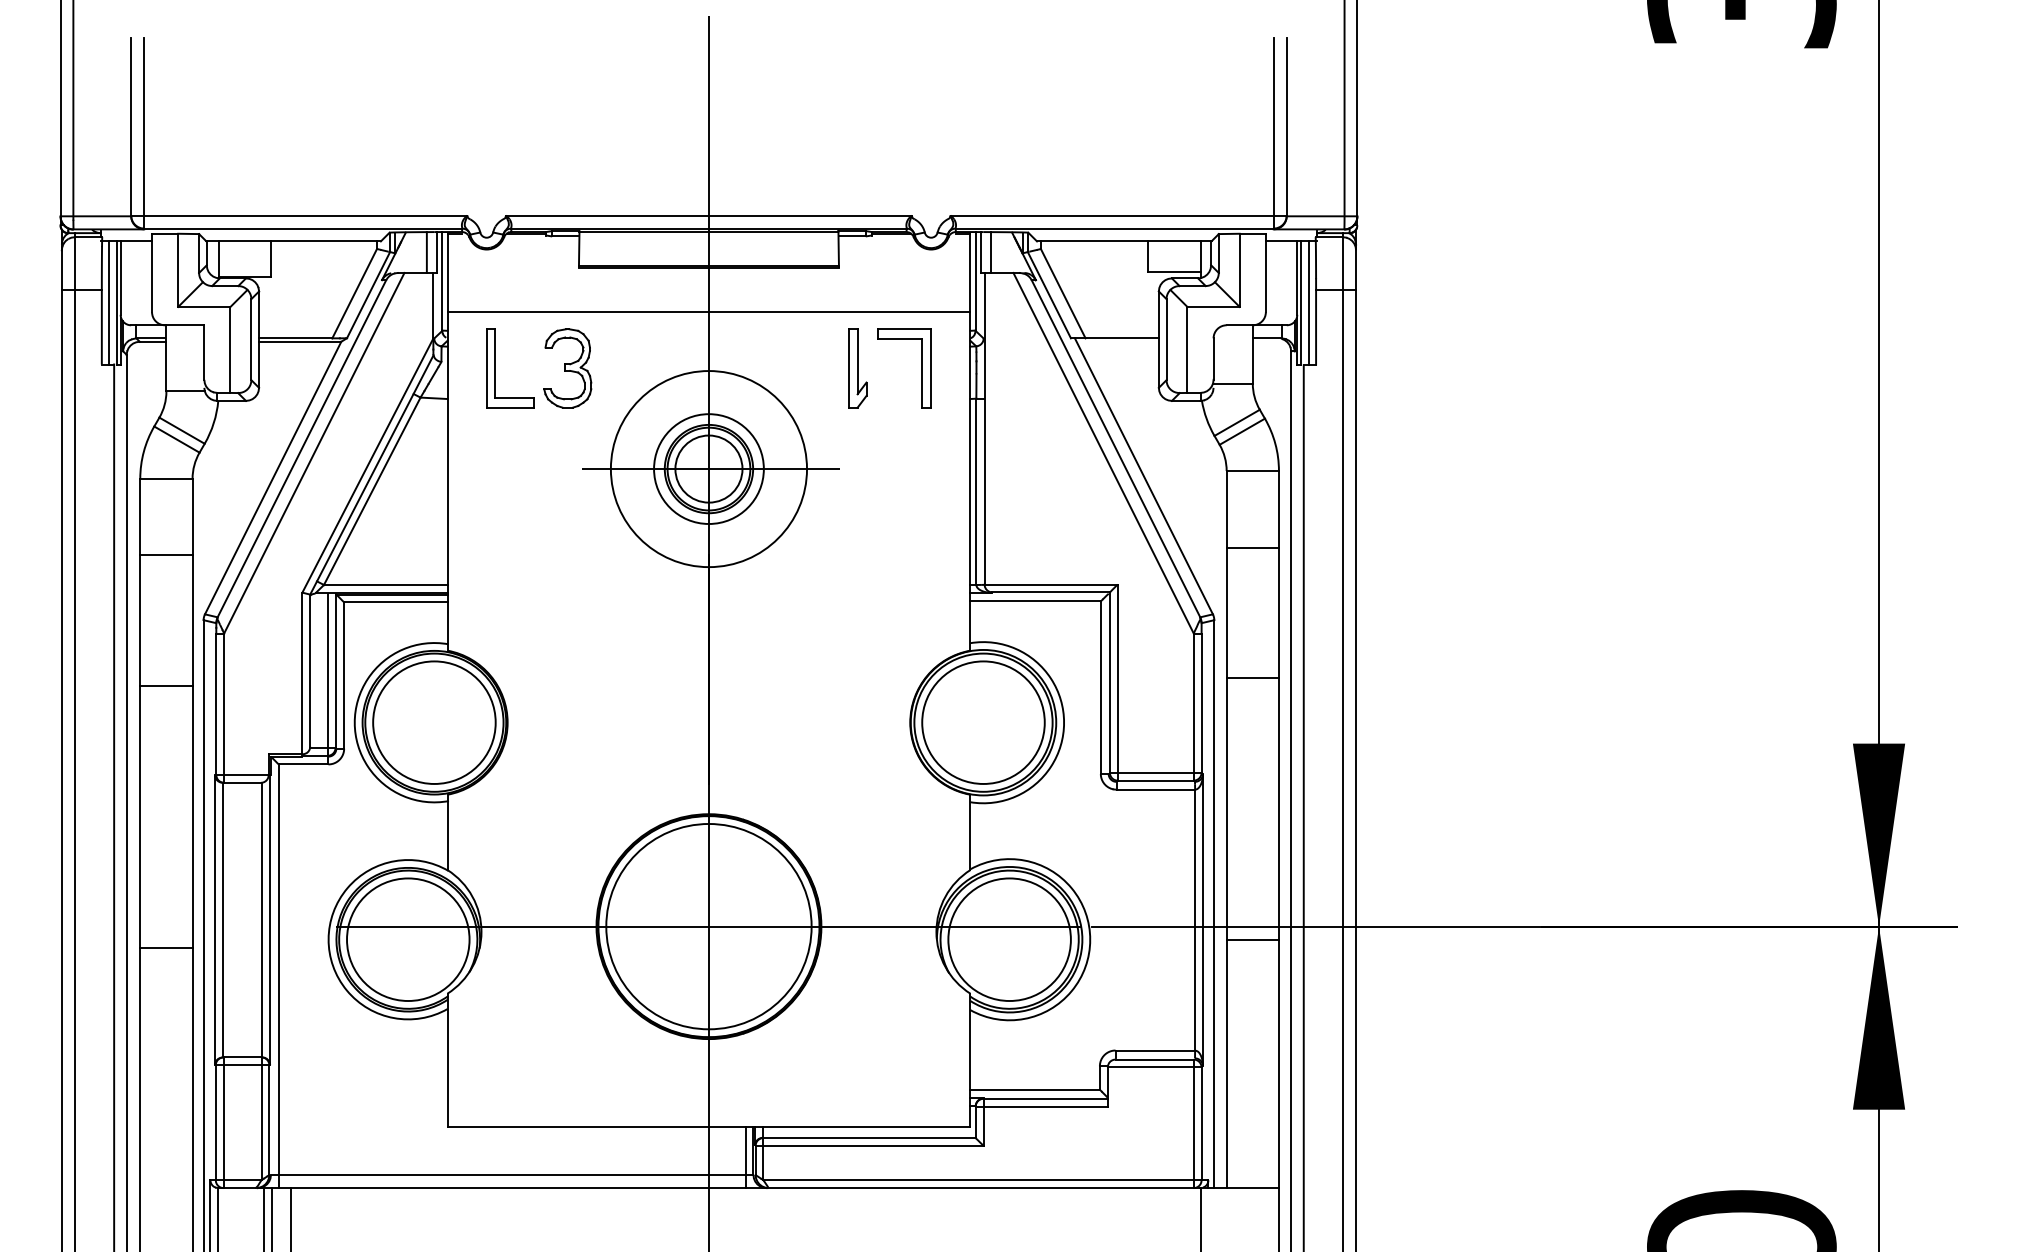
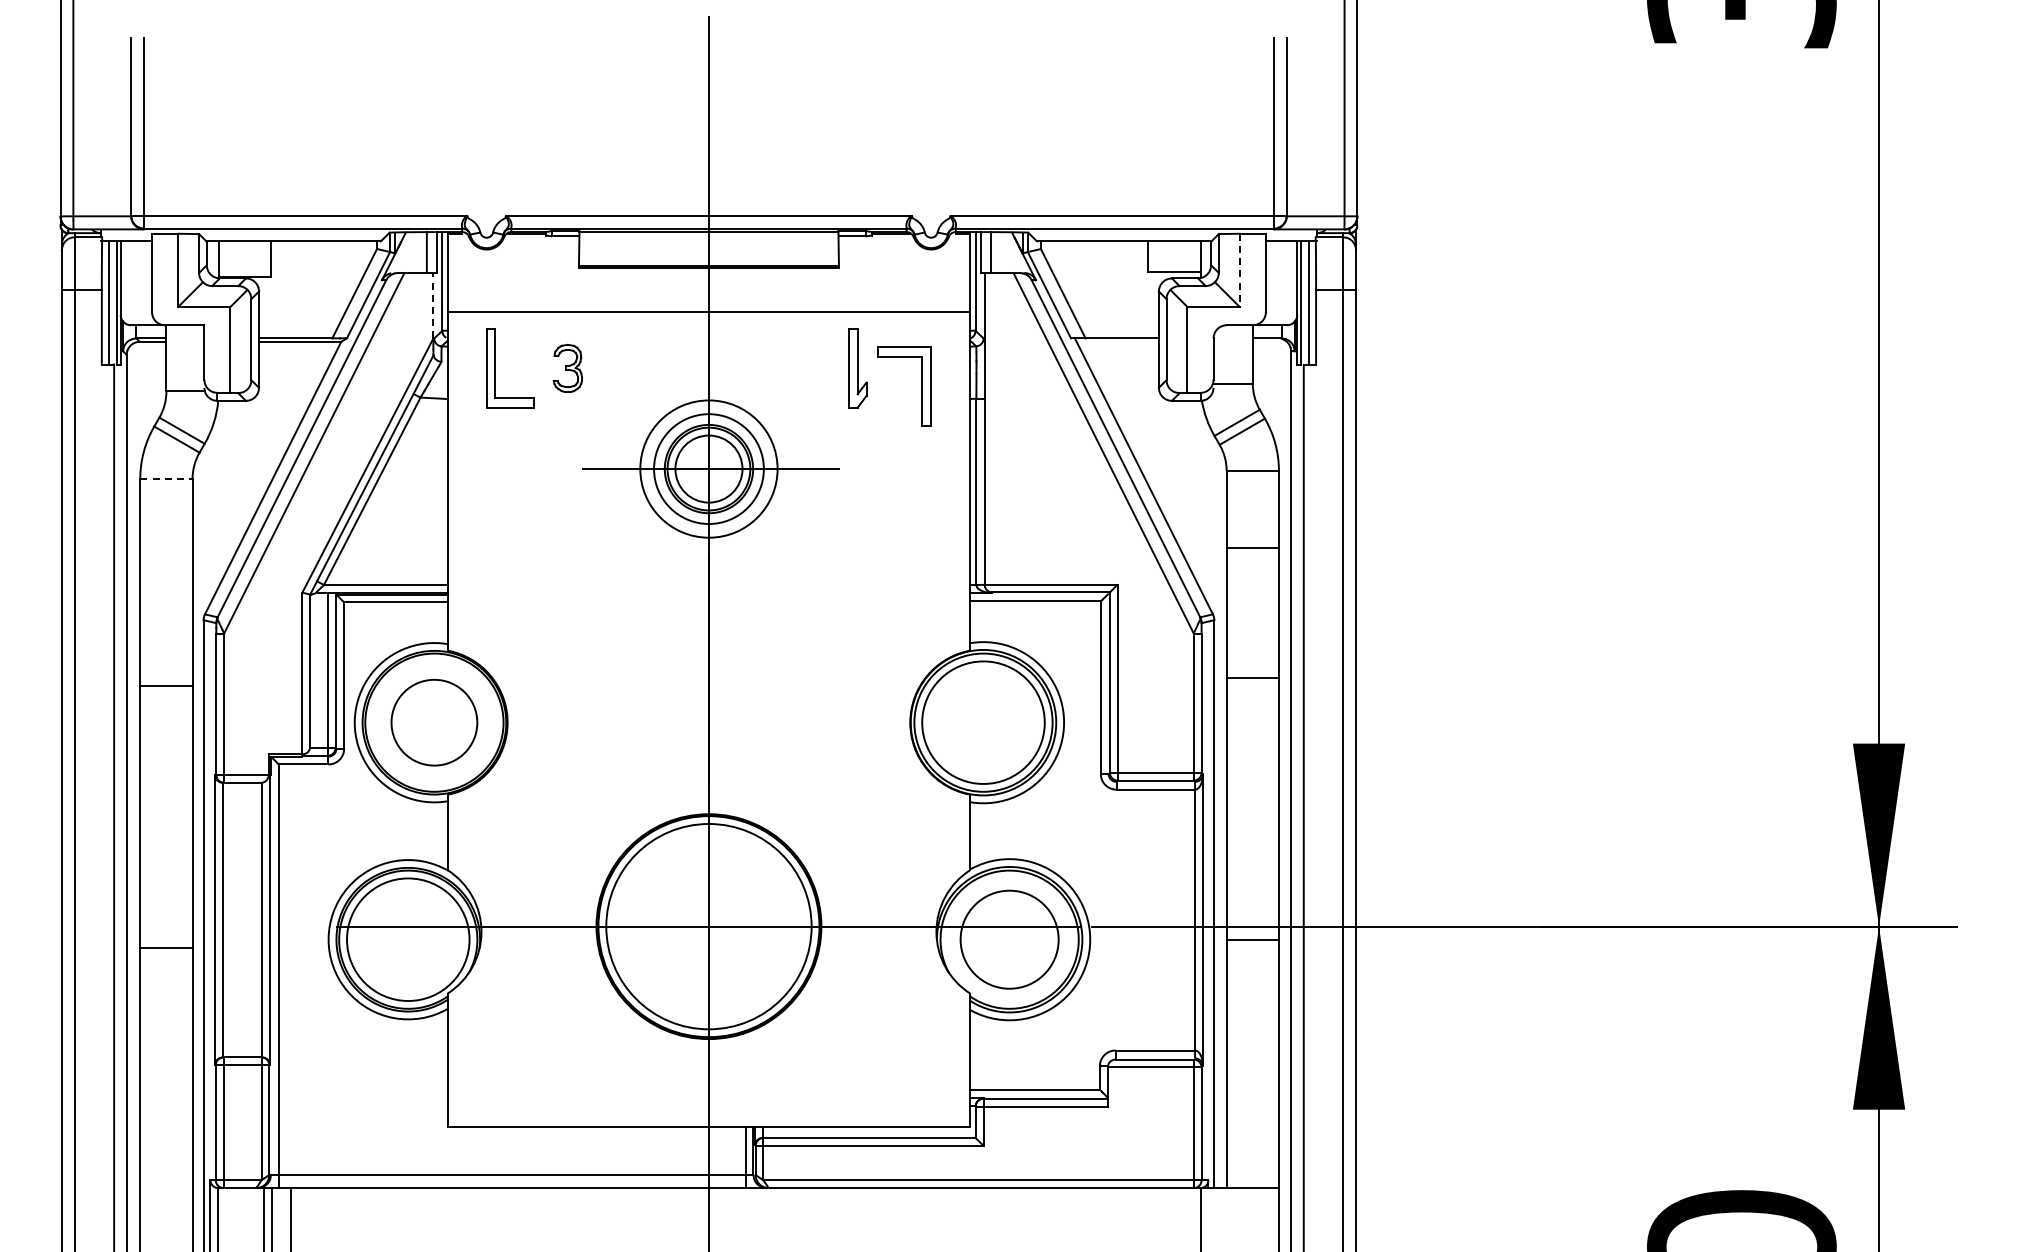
line: solid -> dashed (1239, 270)
line: solid -> dashed (433, 305)
part size: 50x81 px -> 31x50 px (567, 367)
part position: (921, 368) -> (921, 386) (921, 386)
circle diameter: 196 px -> 137 px (708, 468)
line: solid -> dashed (166, 478)
line: present -> none (166, 555)
circle diameter: 123 px -> 86 px (434, 722)
circle diameter: 123 px -> 98 px (1009, 939)
